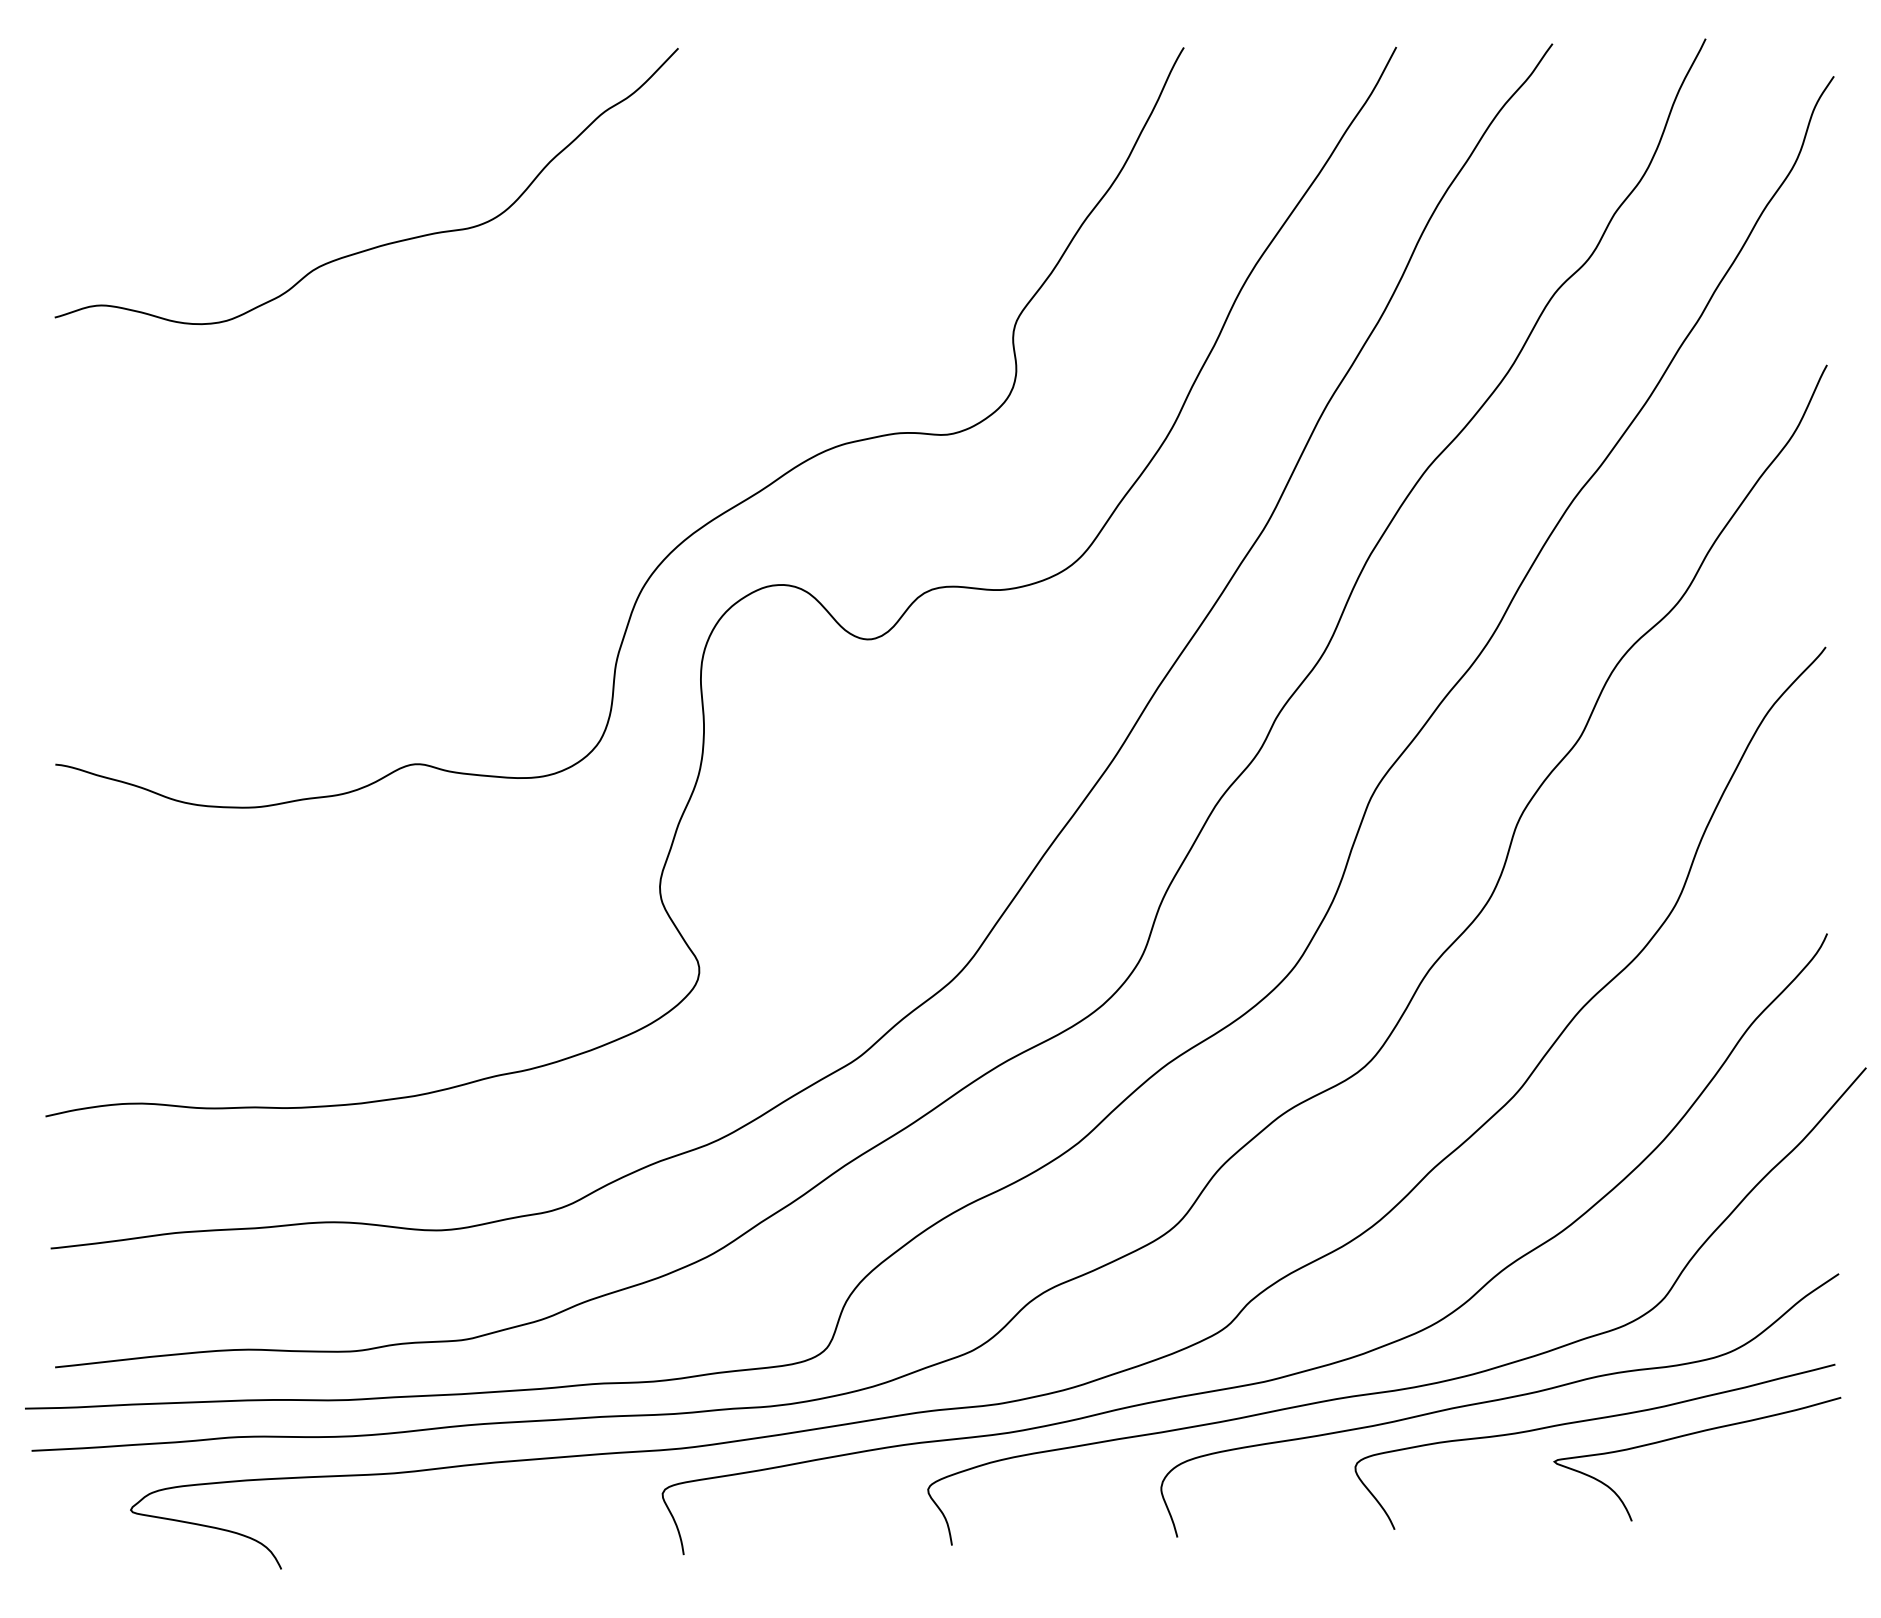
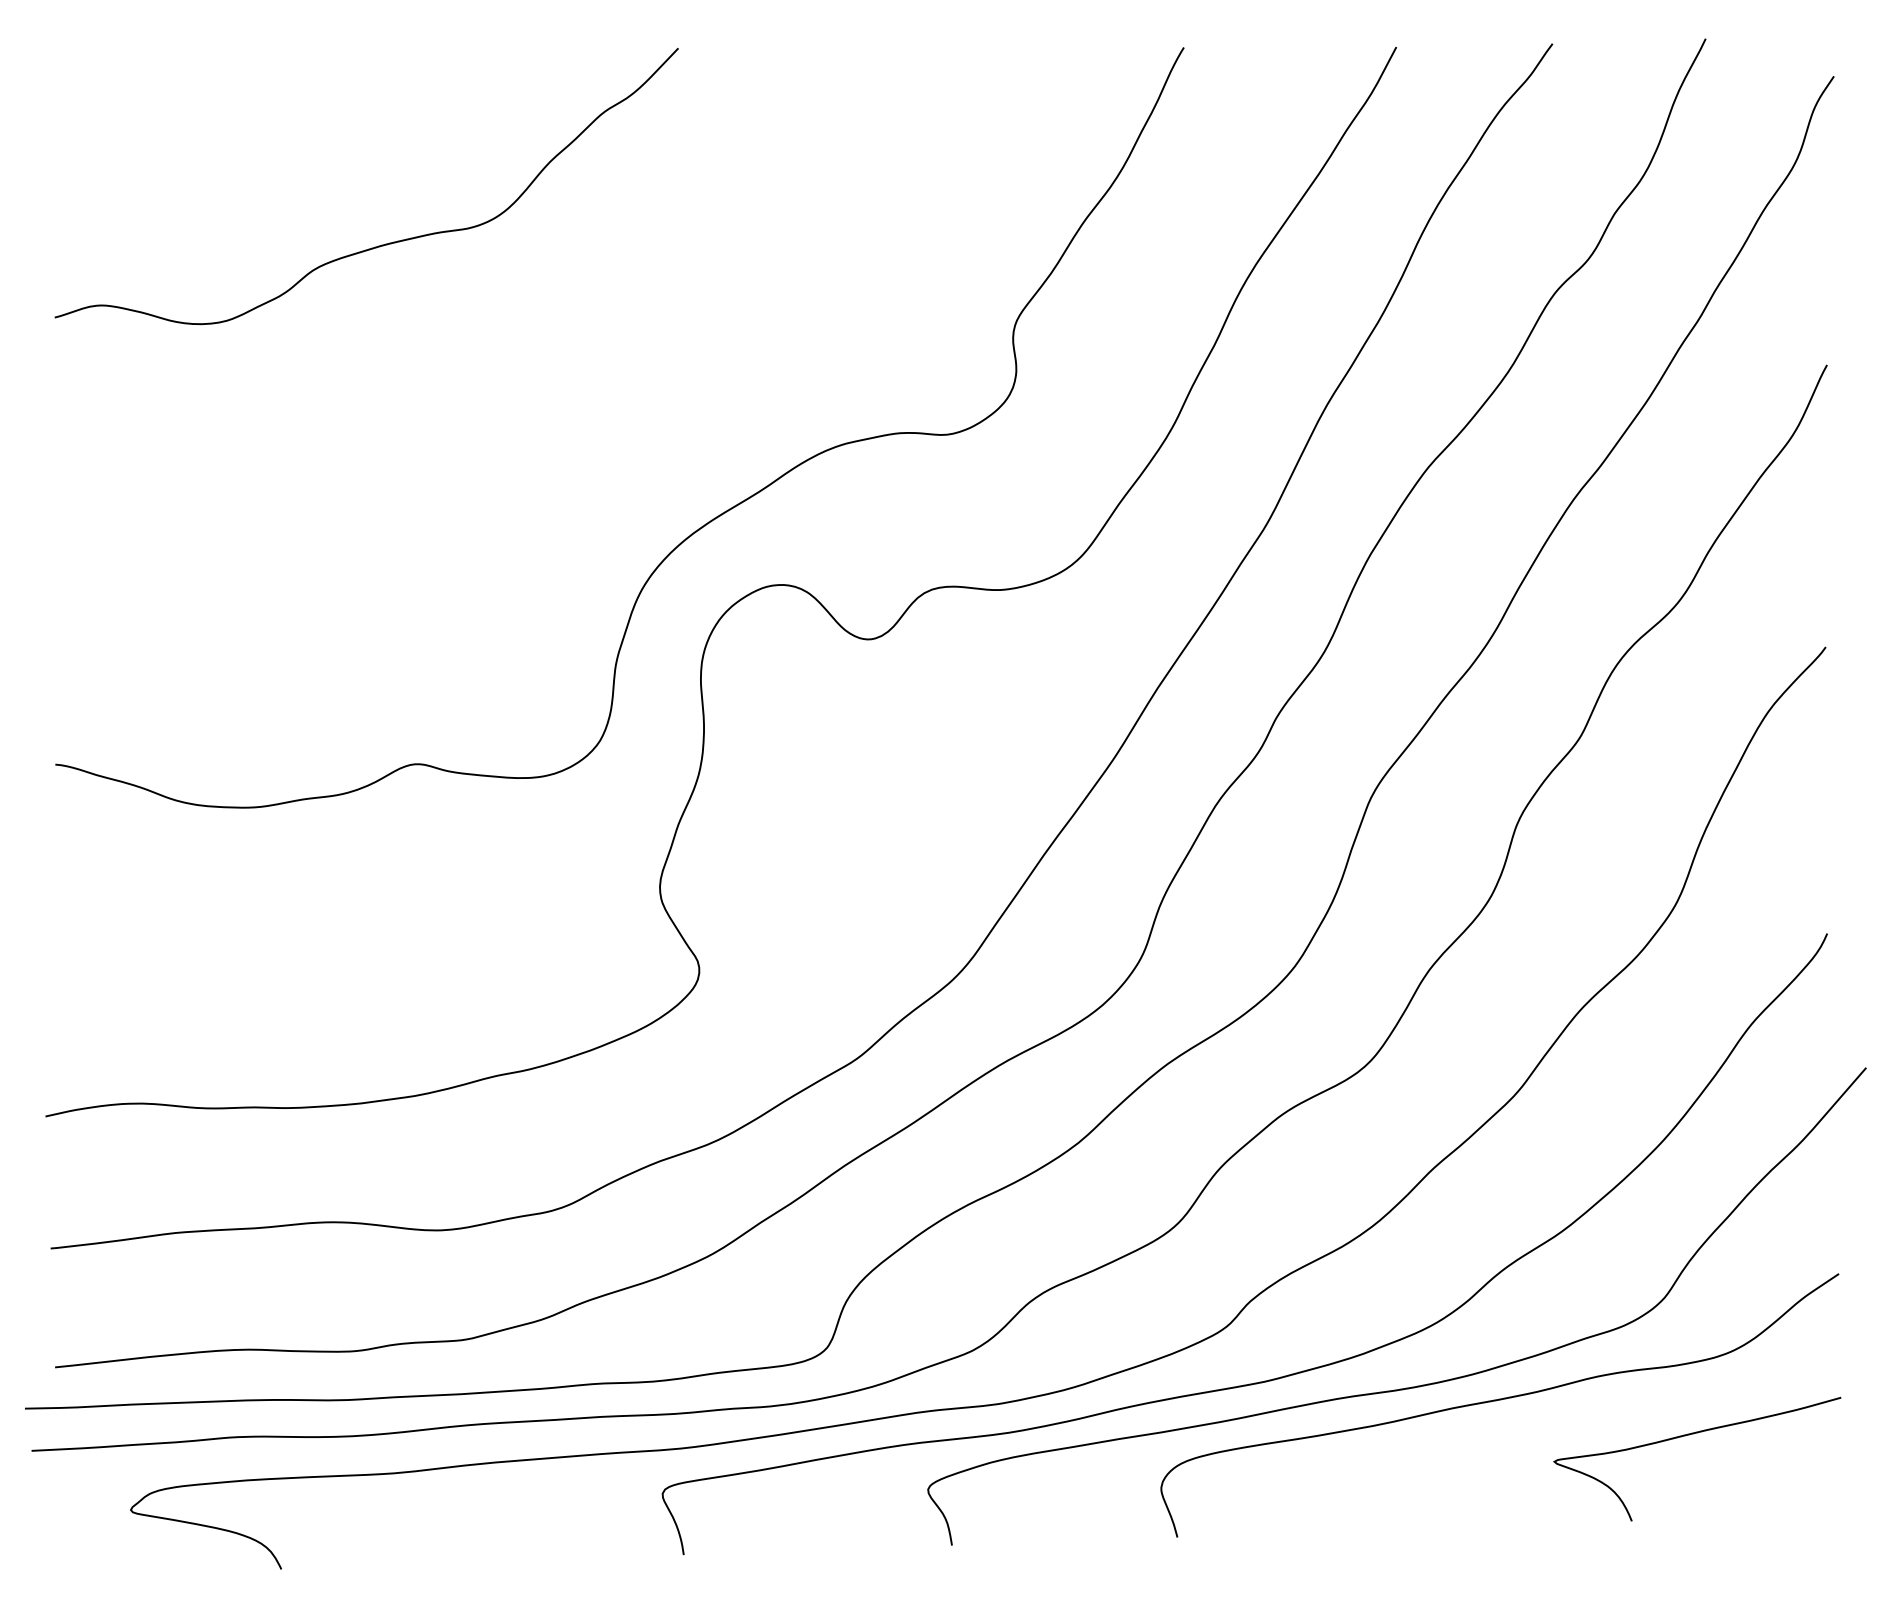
curve: present -> none (1588, 1421)
